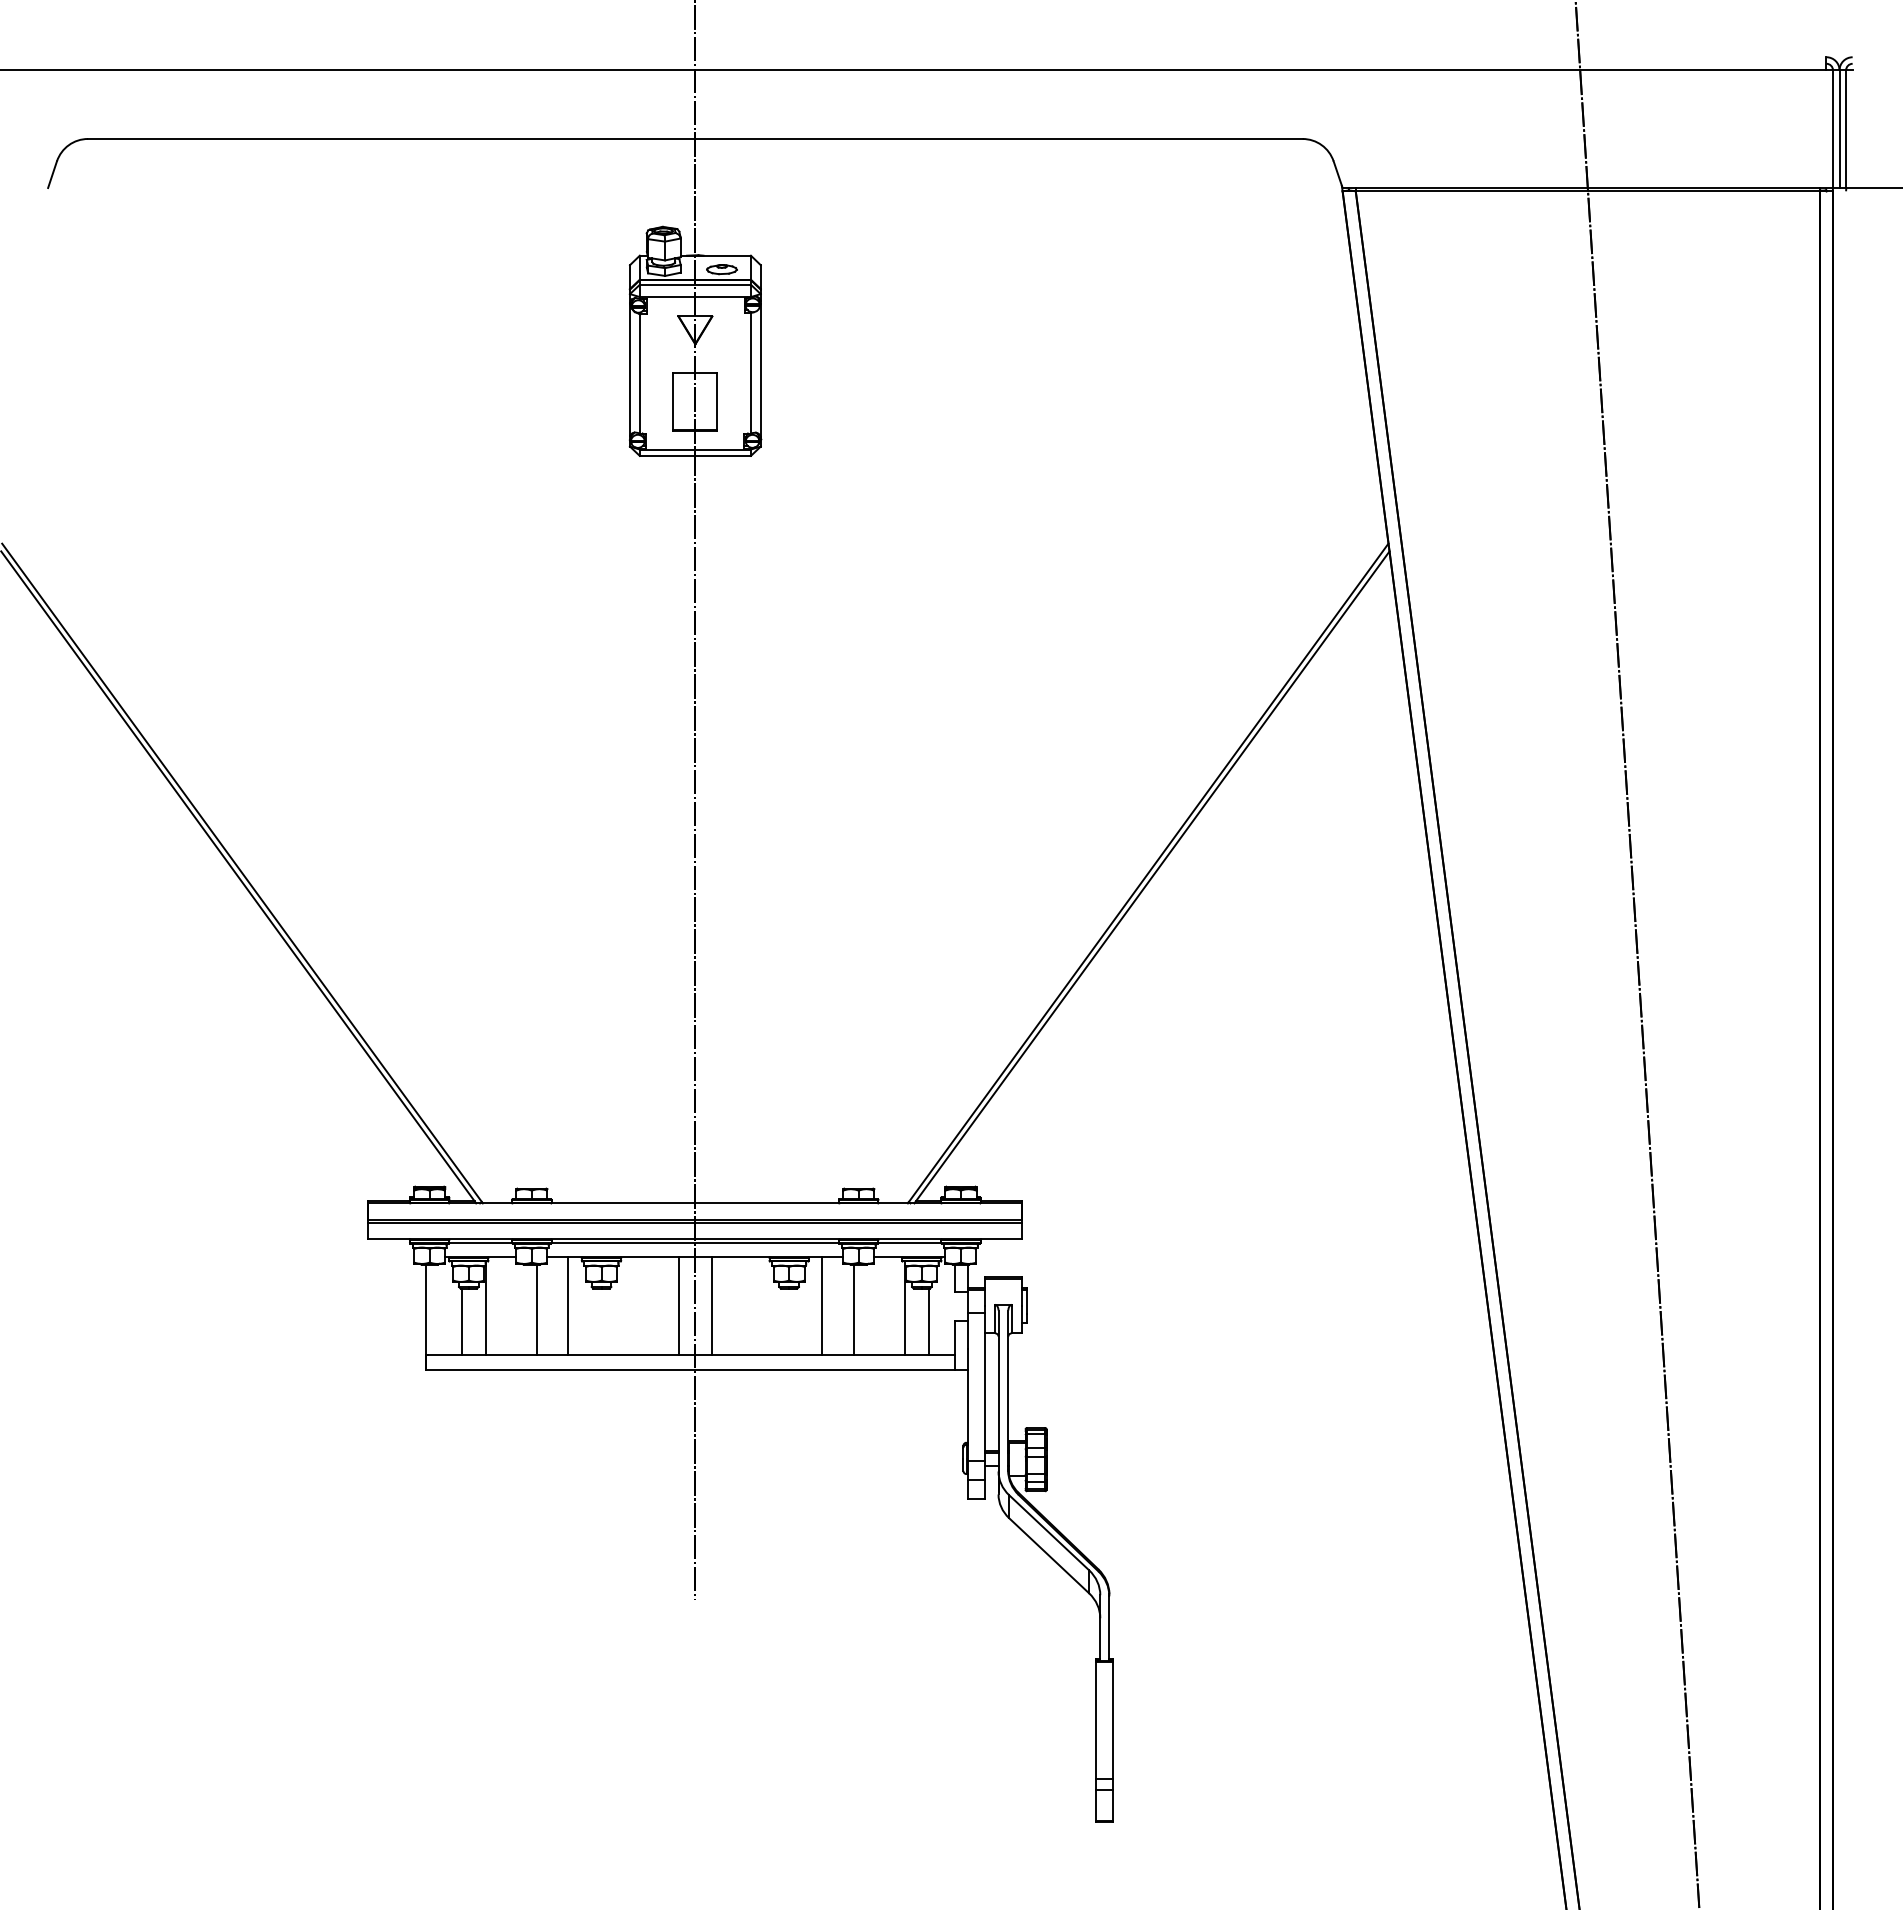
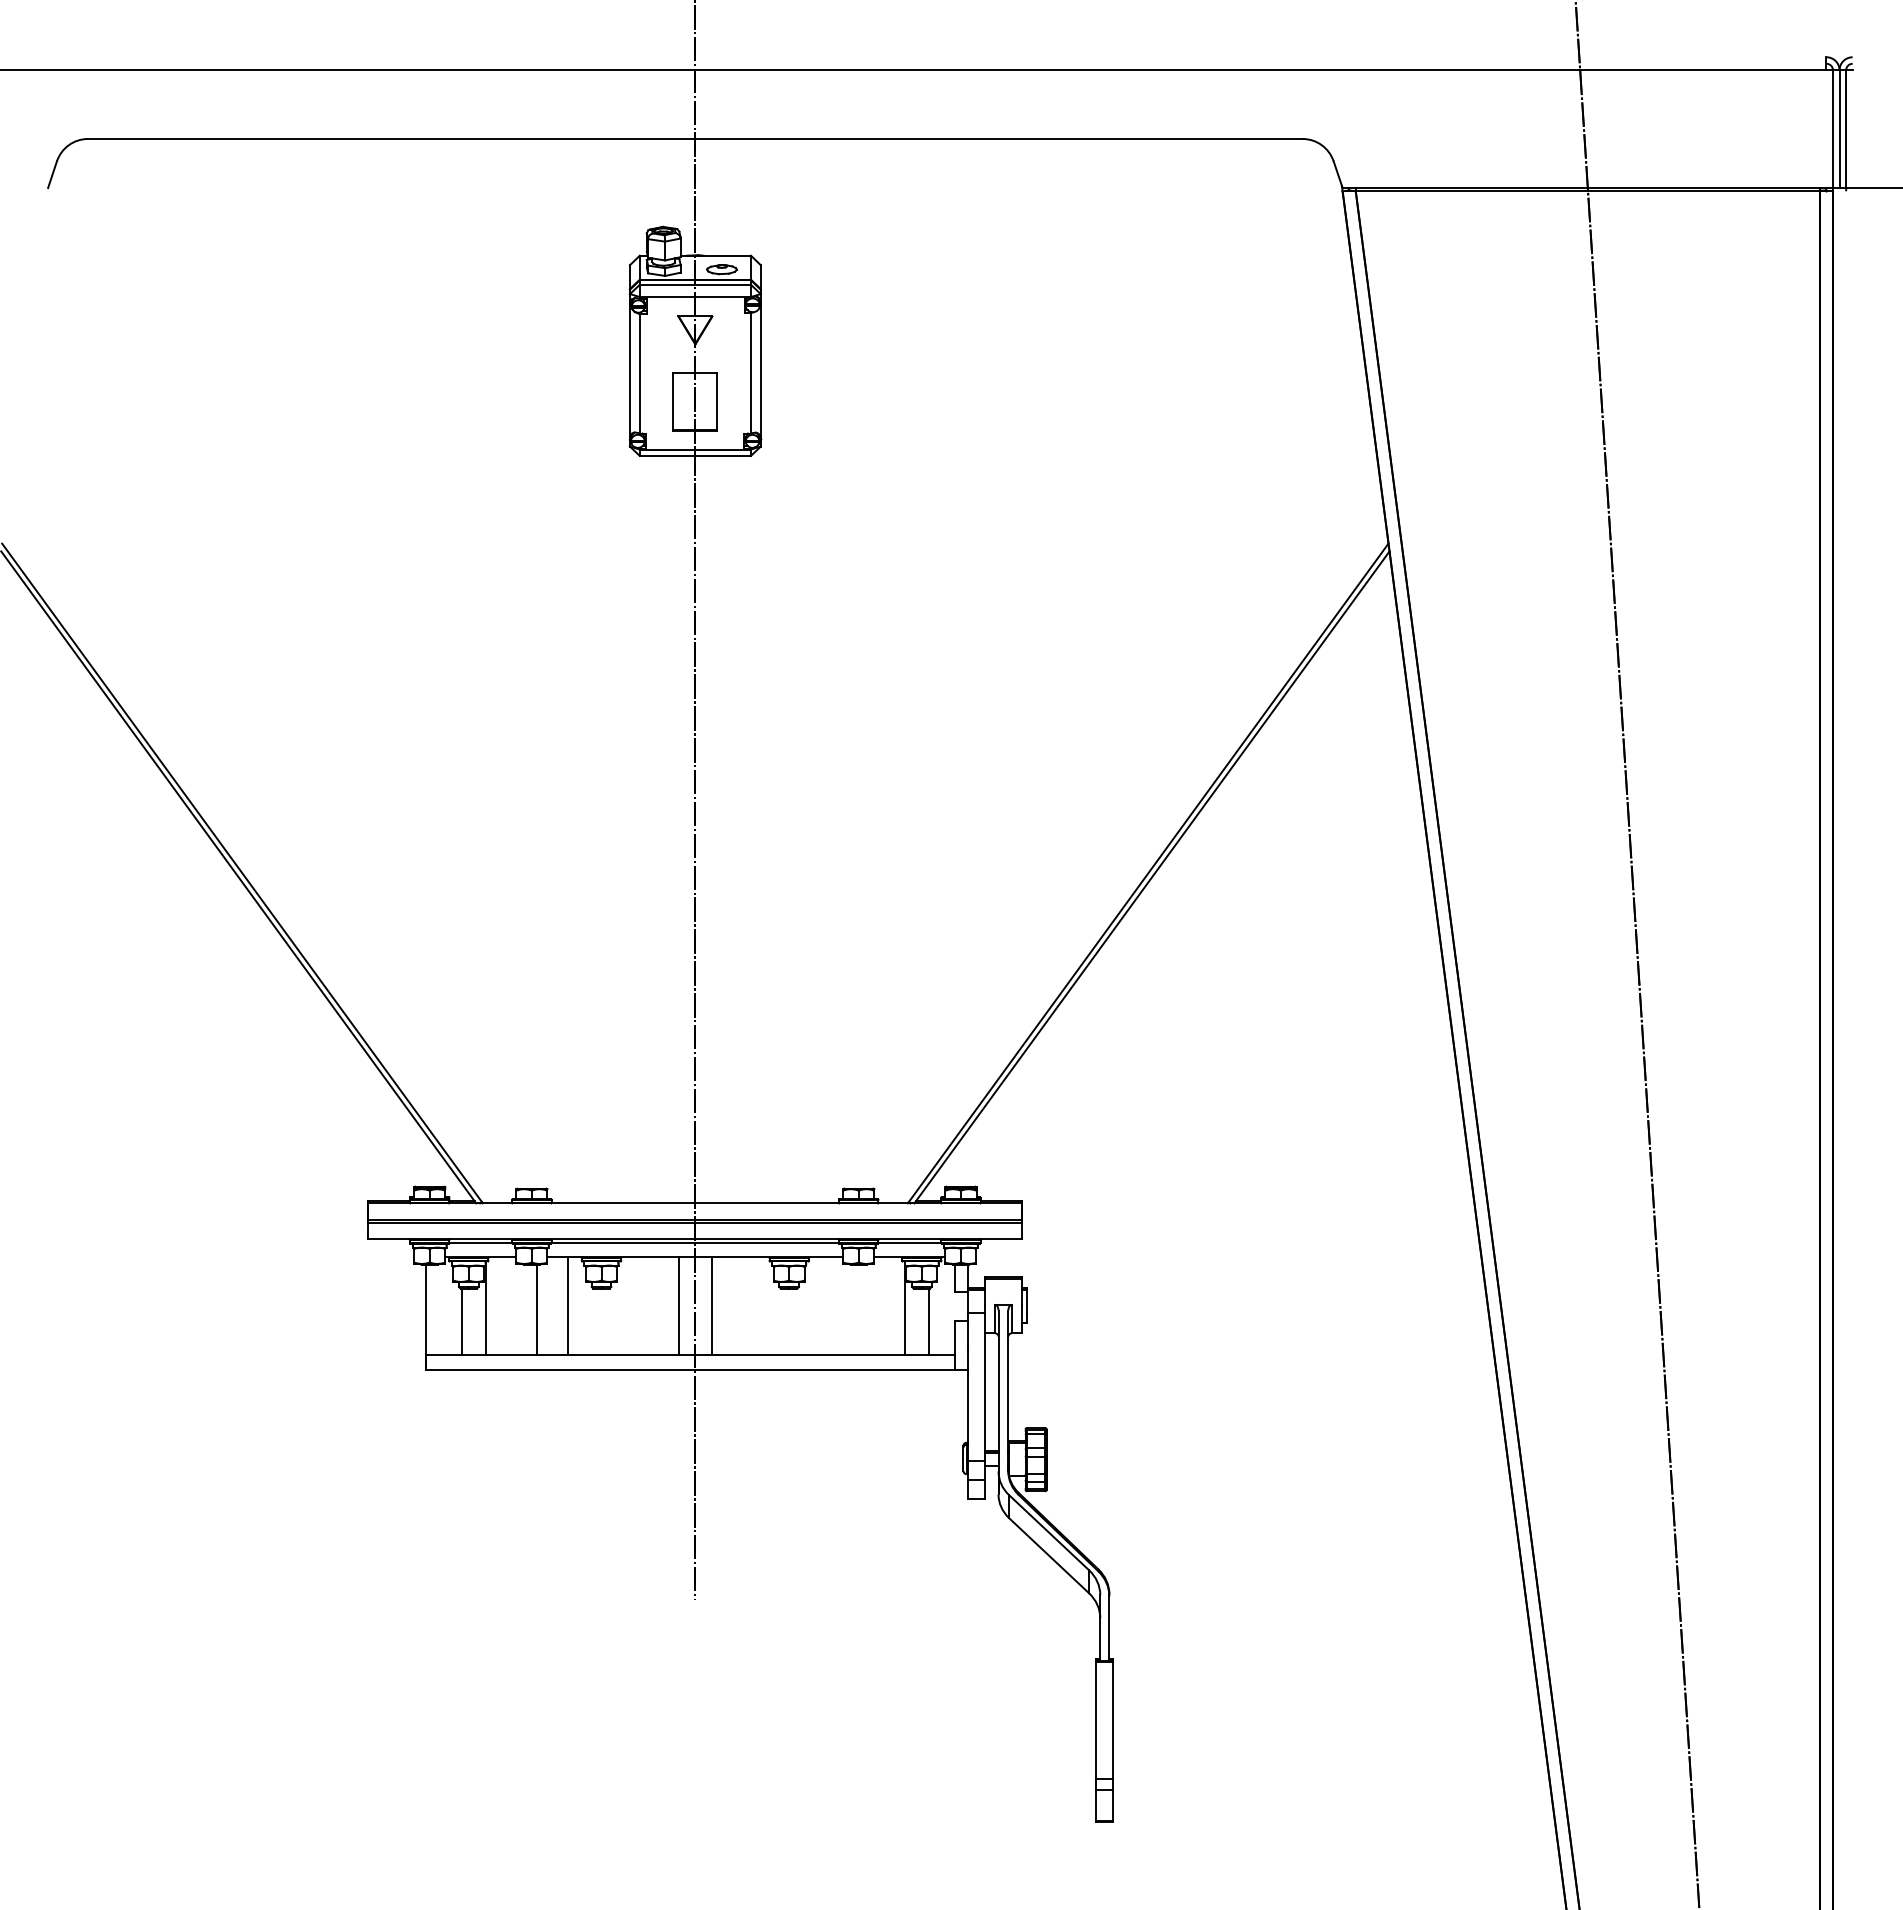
line: present -> none (822, 1306)
line: present -> none (853, 1309)
